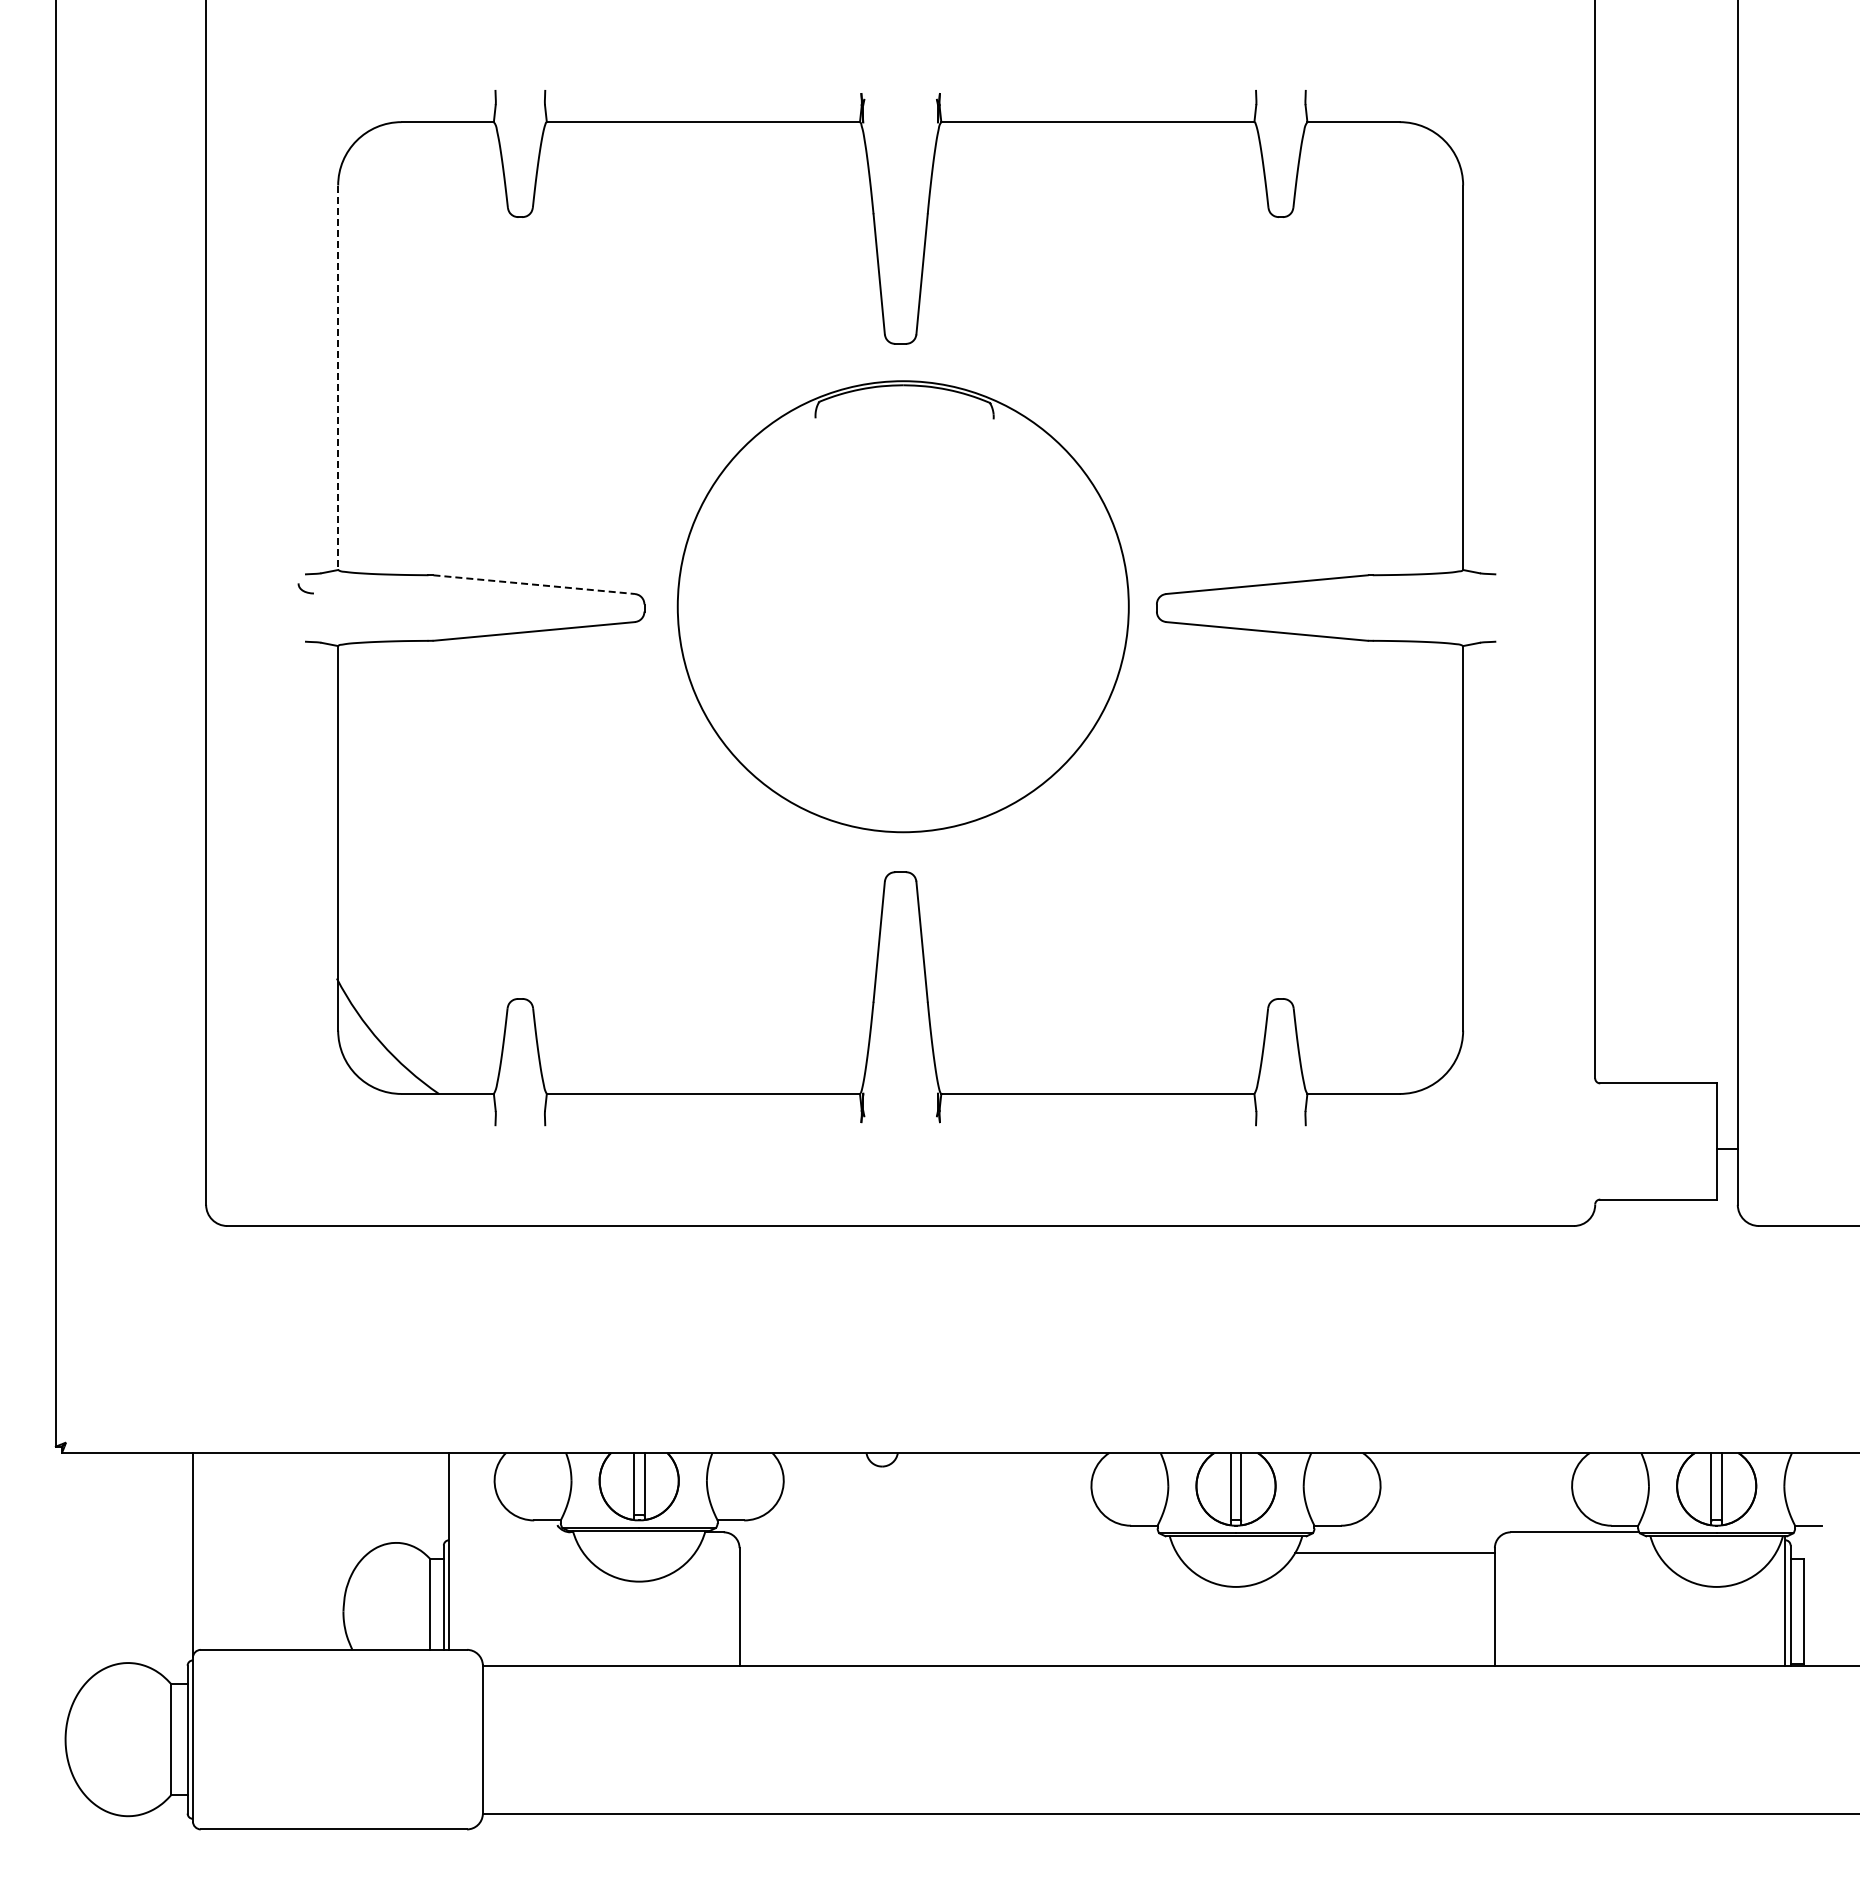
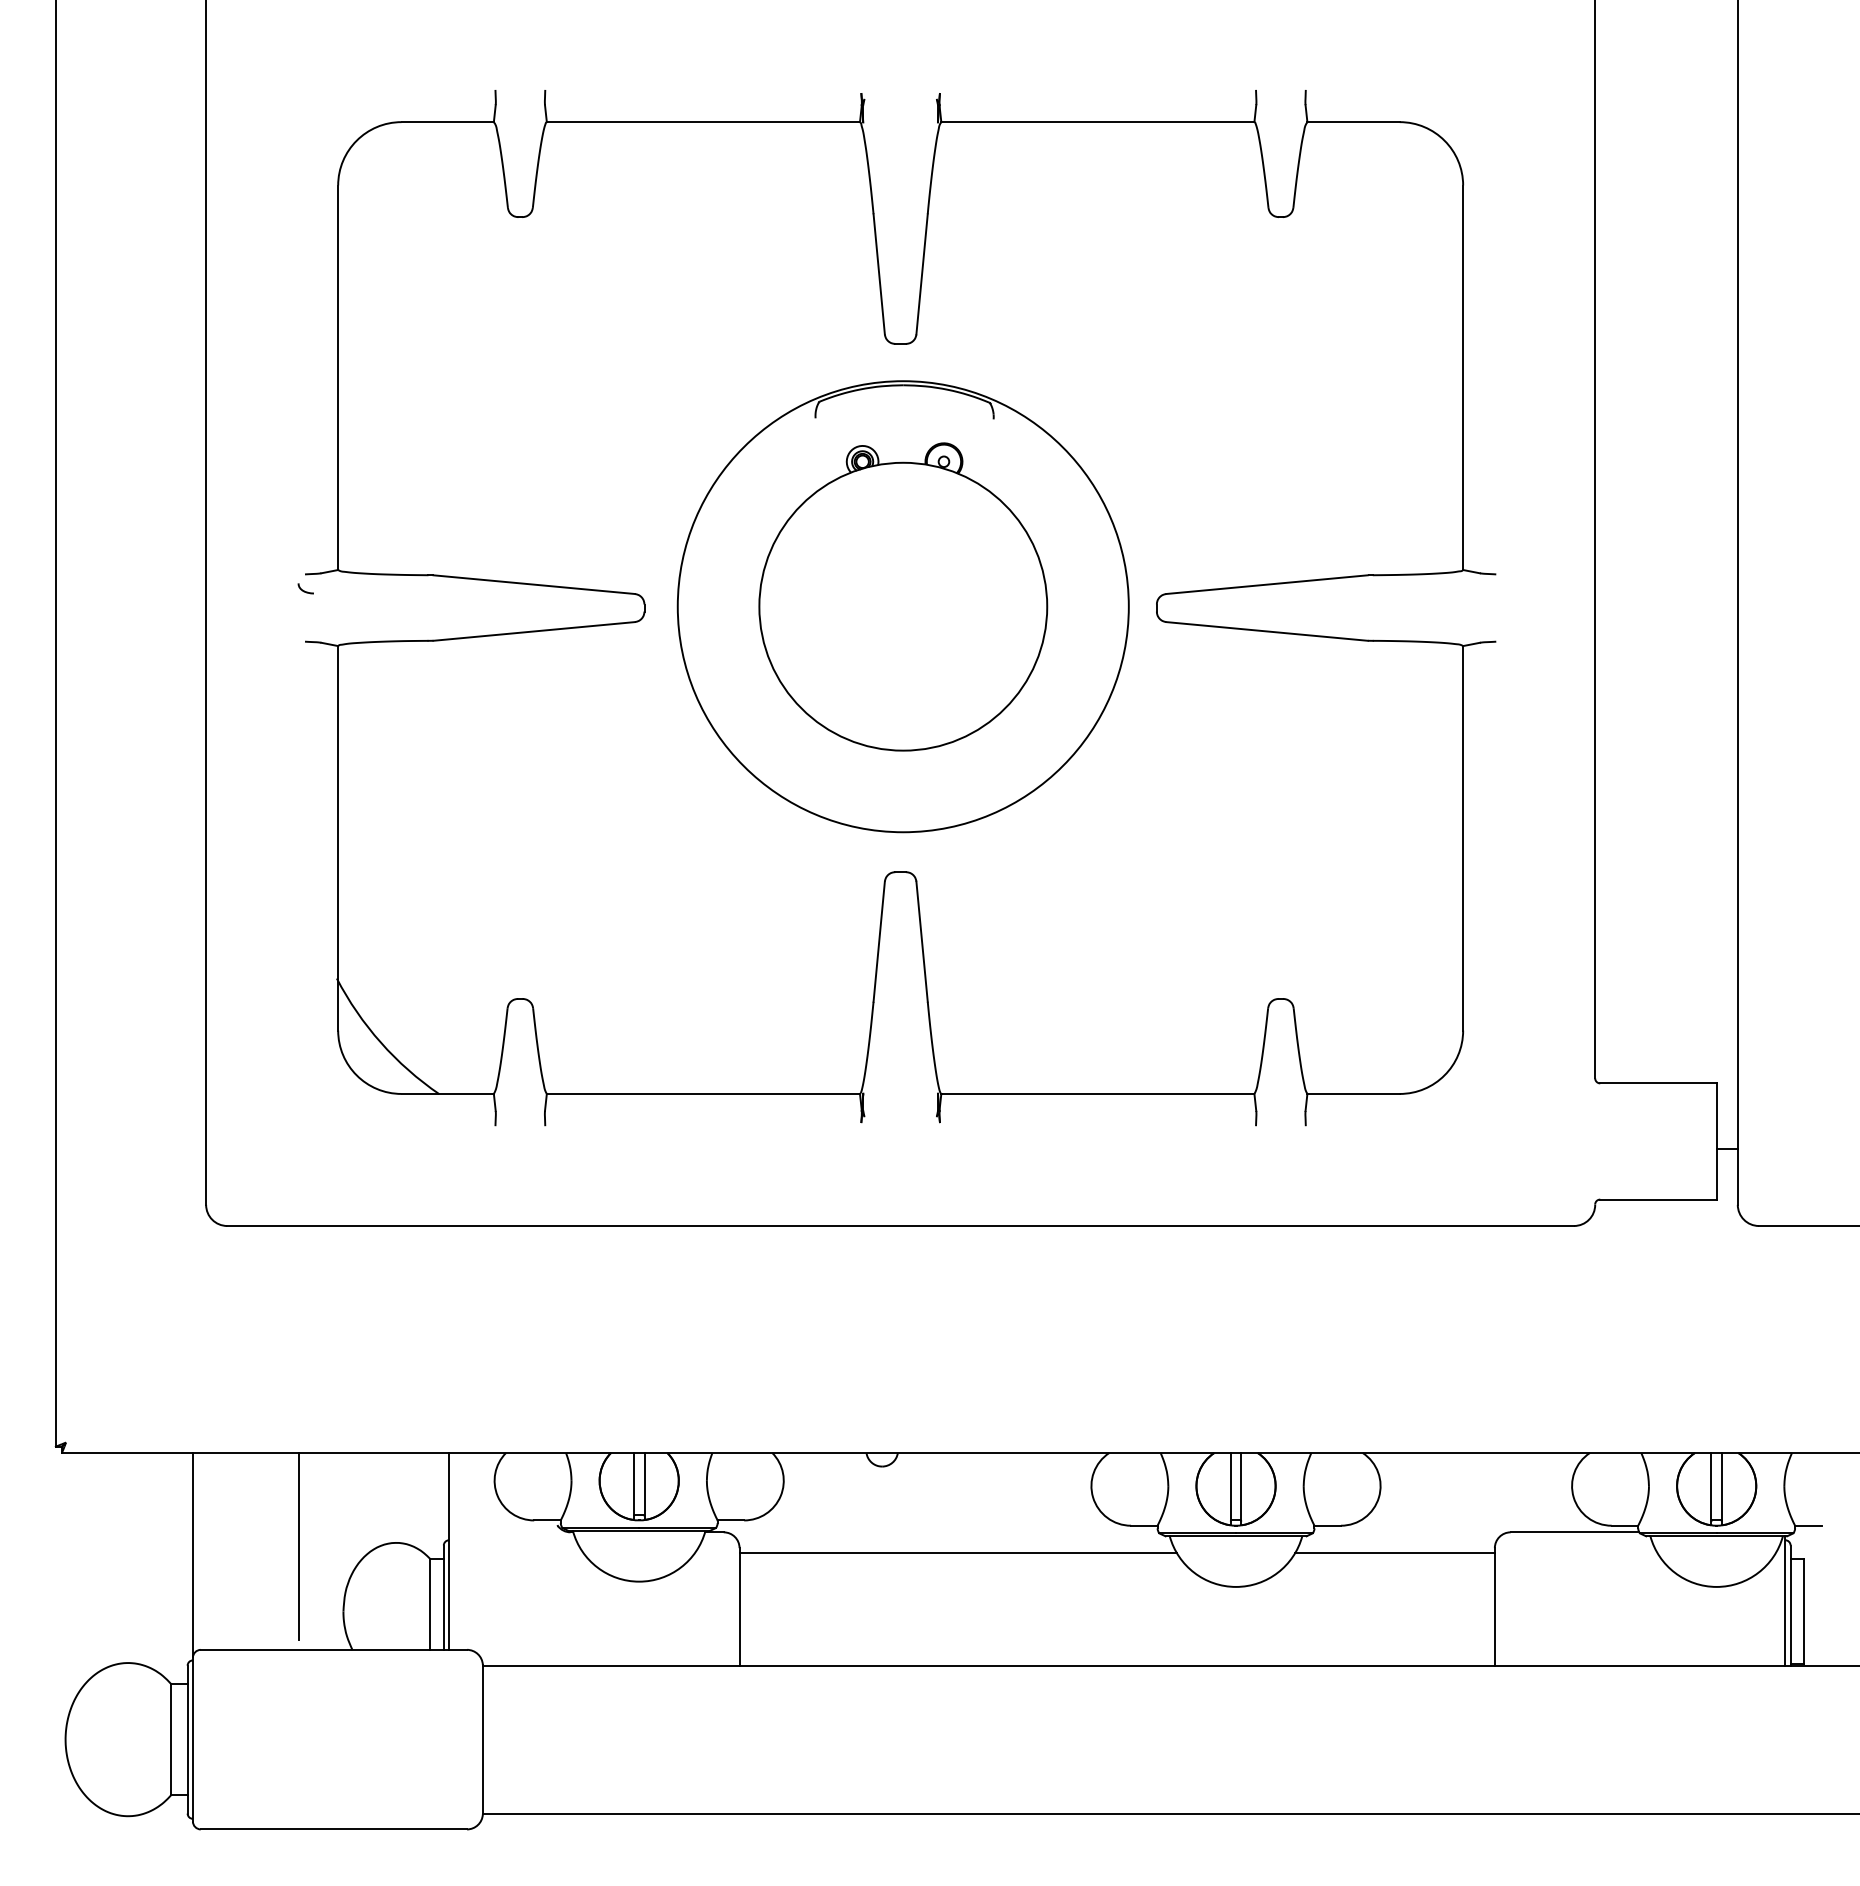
line: dashed -> solid (338, 378)
line: dashed -> solid (534, 584)
part: none -> present (903, 596)
line: none -> present (298, 1546)
line: none -> present (958, 1553)
